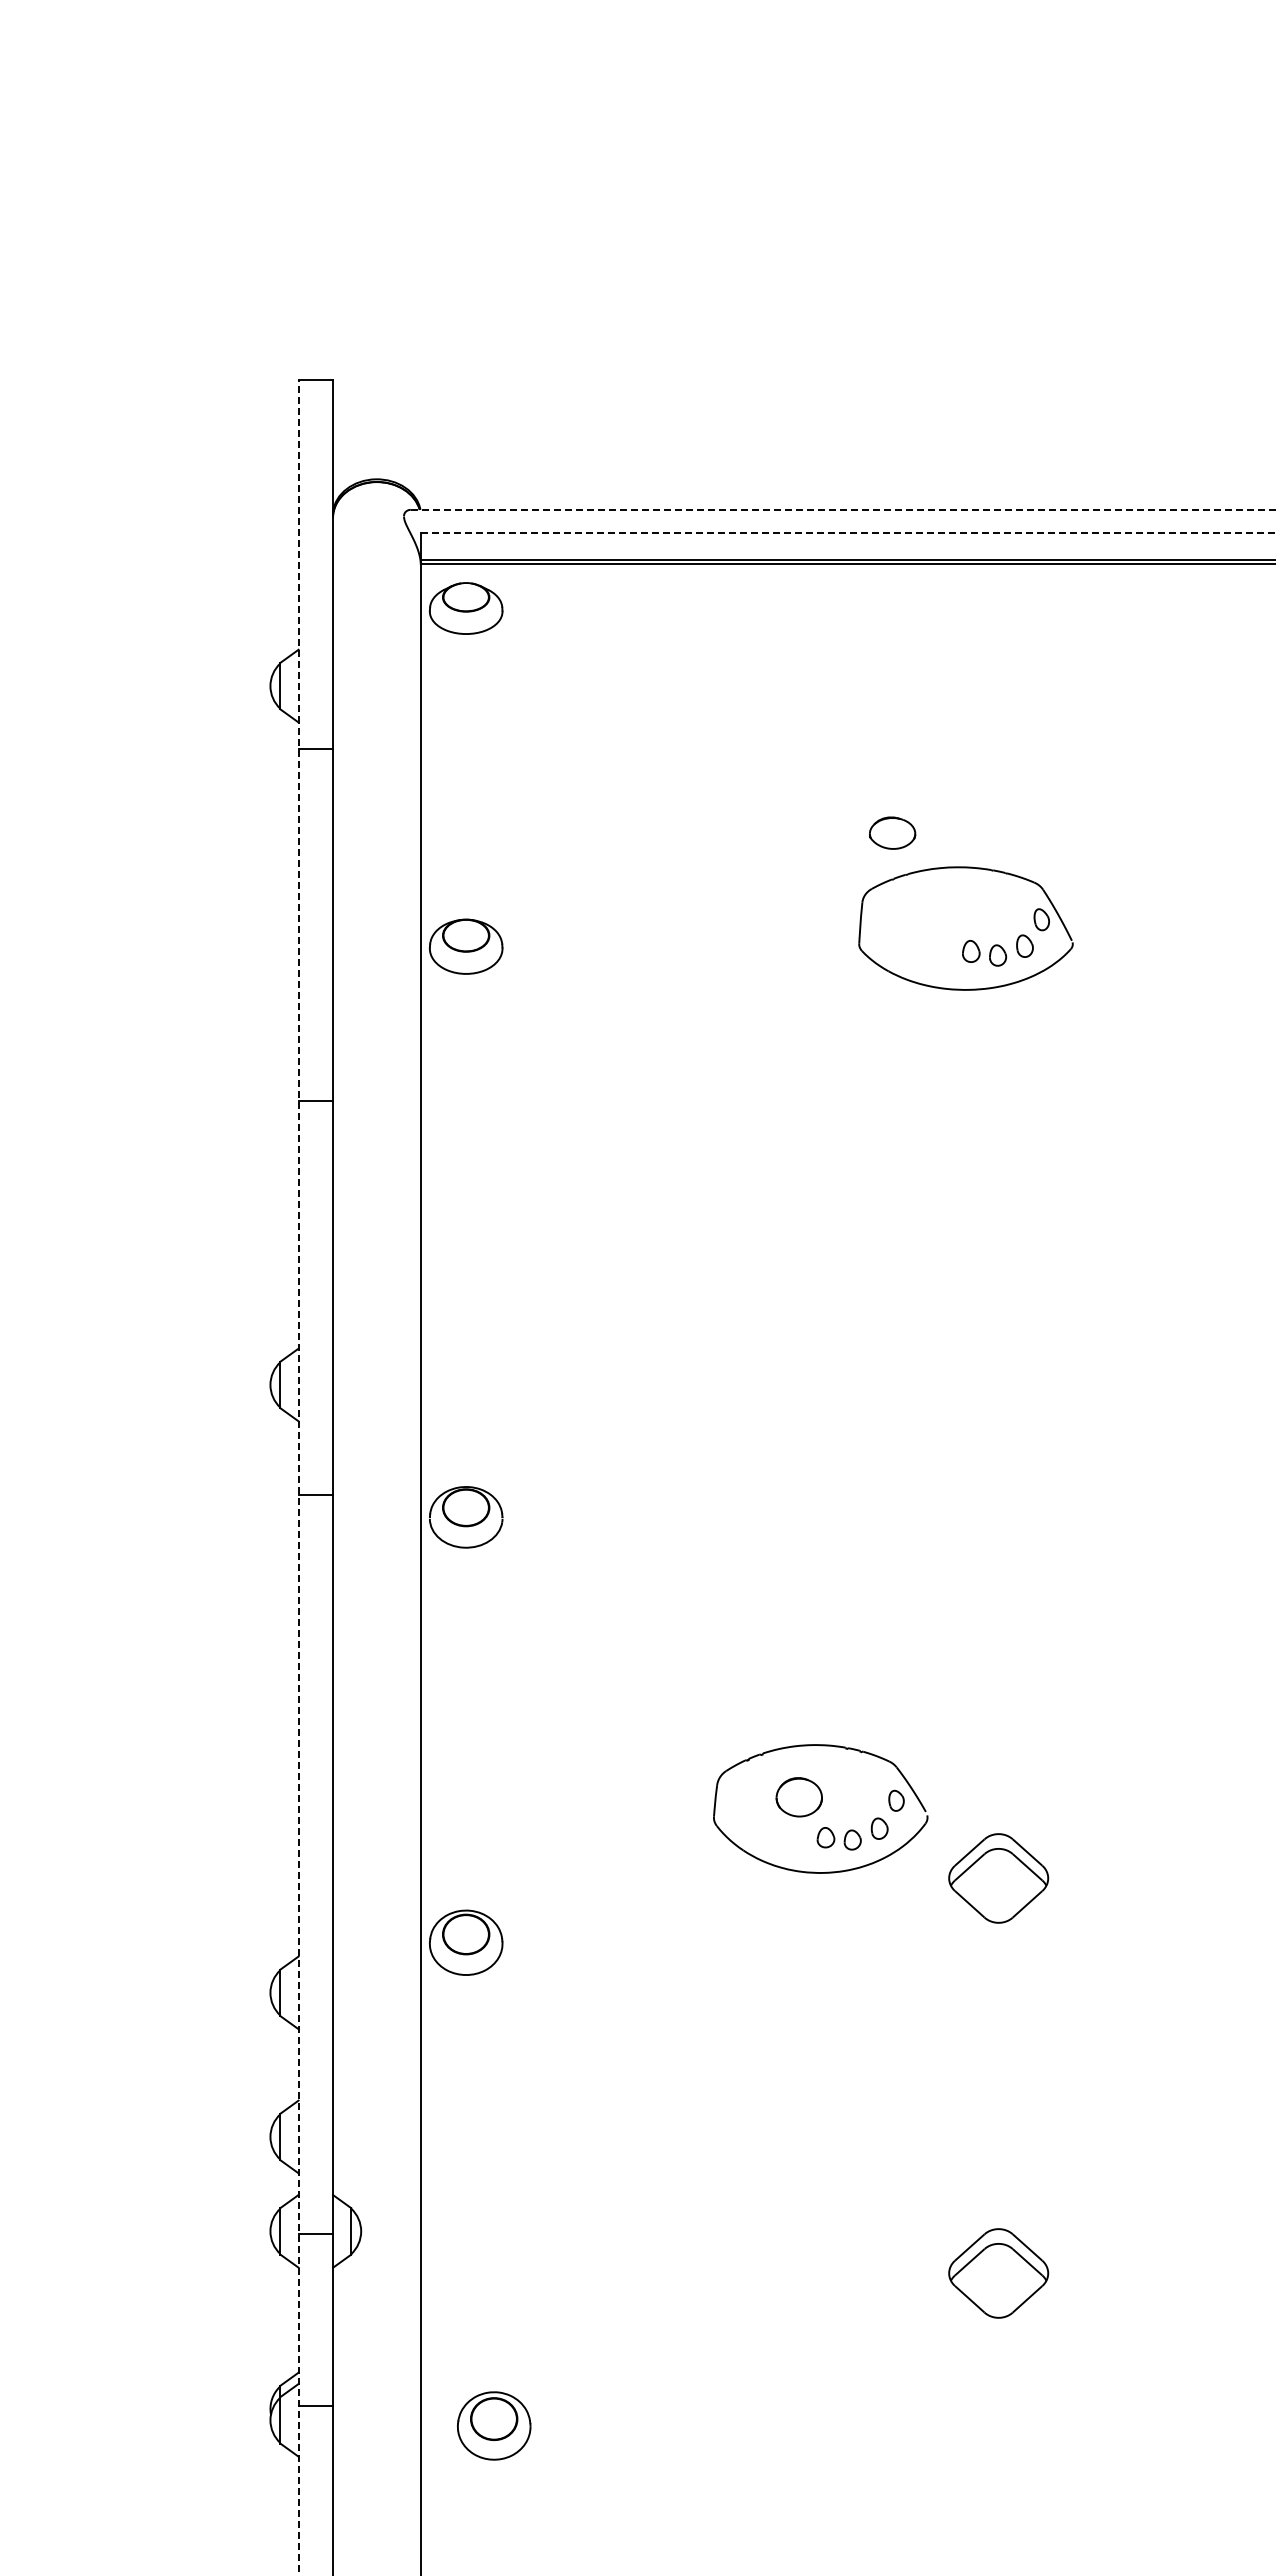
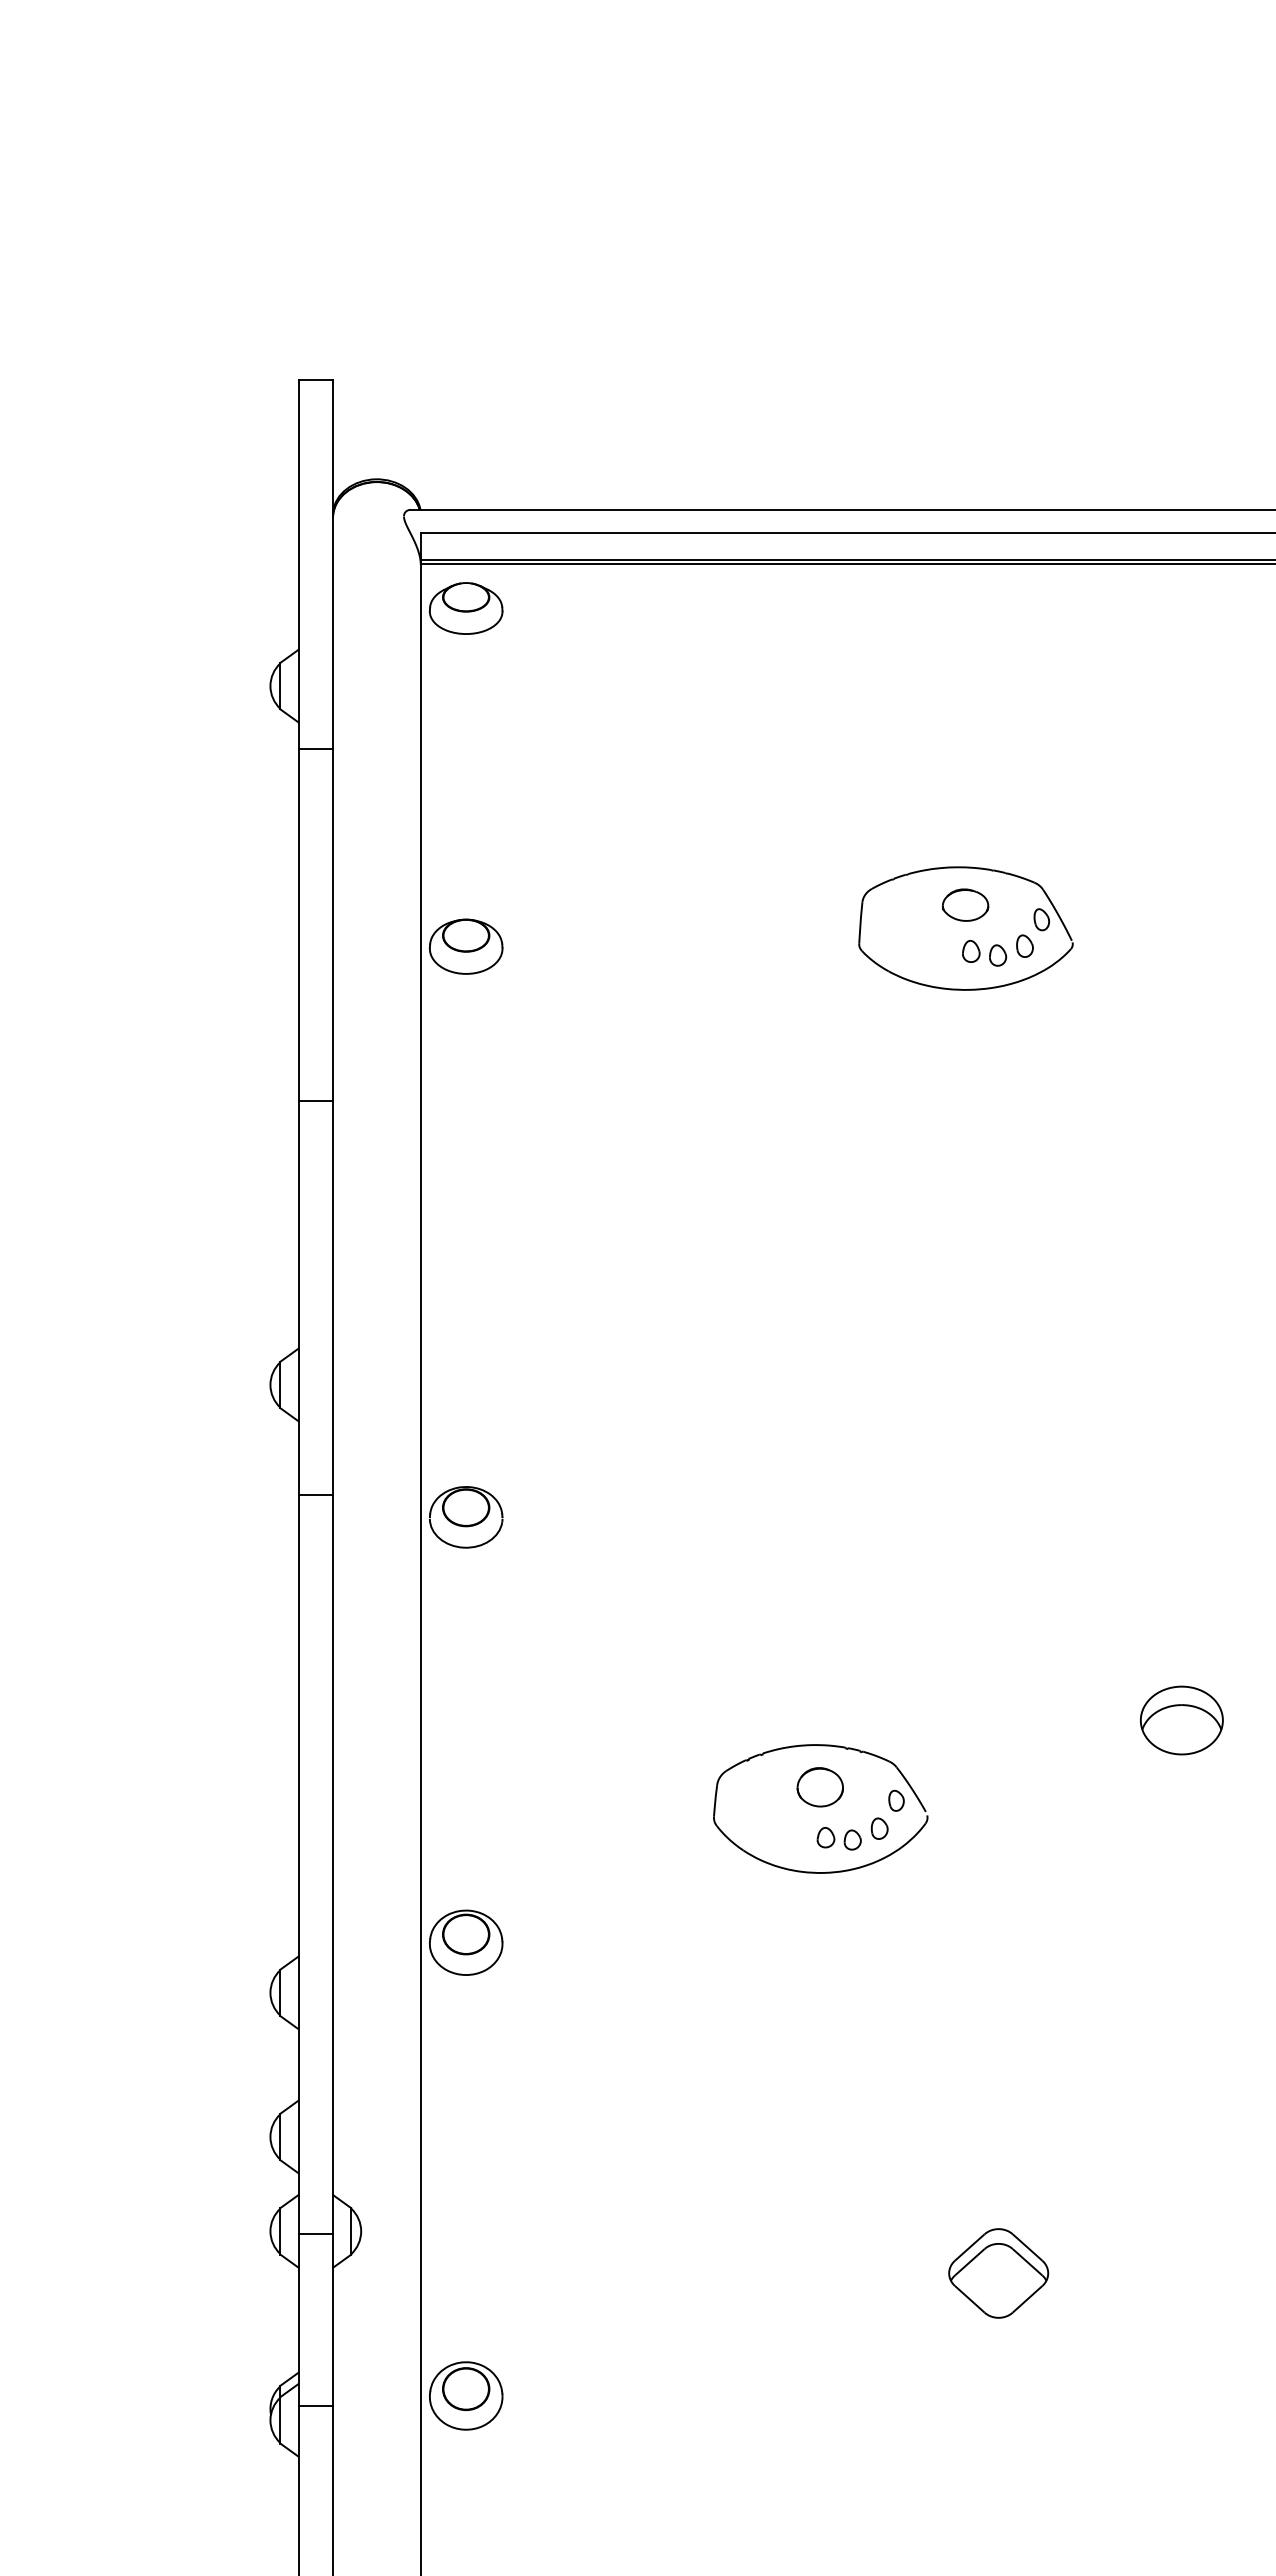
line: dashed -> solid (843, 509)
line: dashed -> solid (848, 533)
part position: (892, 832) -> (965, 904) (965, 904)
line: dashed -> solid (298, 1477)
part: none -> present (1181, 1720)
part position: (798, 1797) -> (819, 1787) (819, 1787)
part: present -> none (998, 1878)
part position: (494, 2425) -> (466, 2395) (466, 2395)
